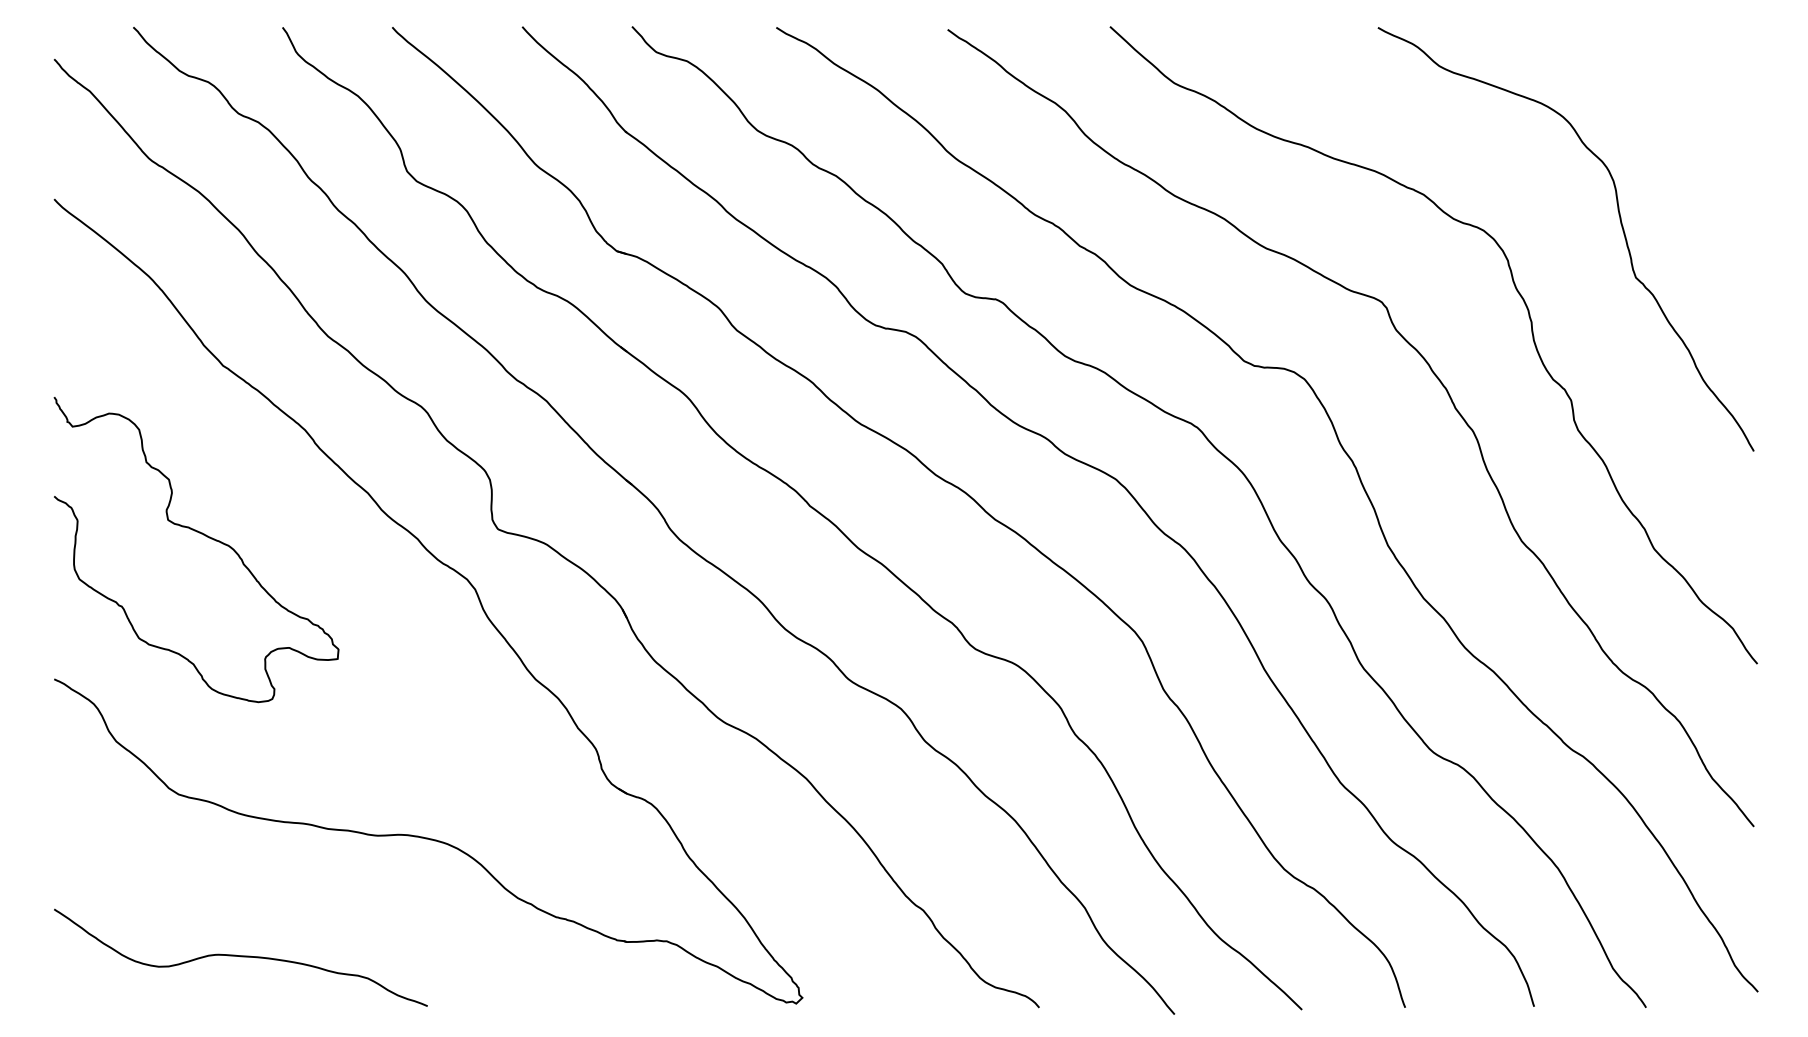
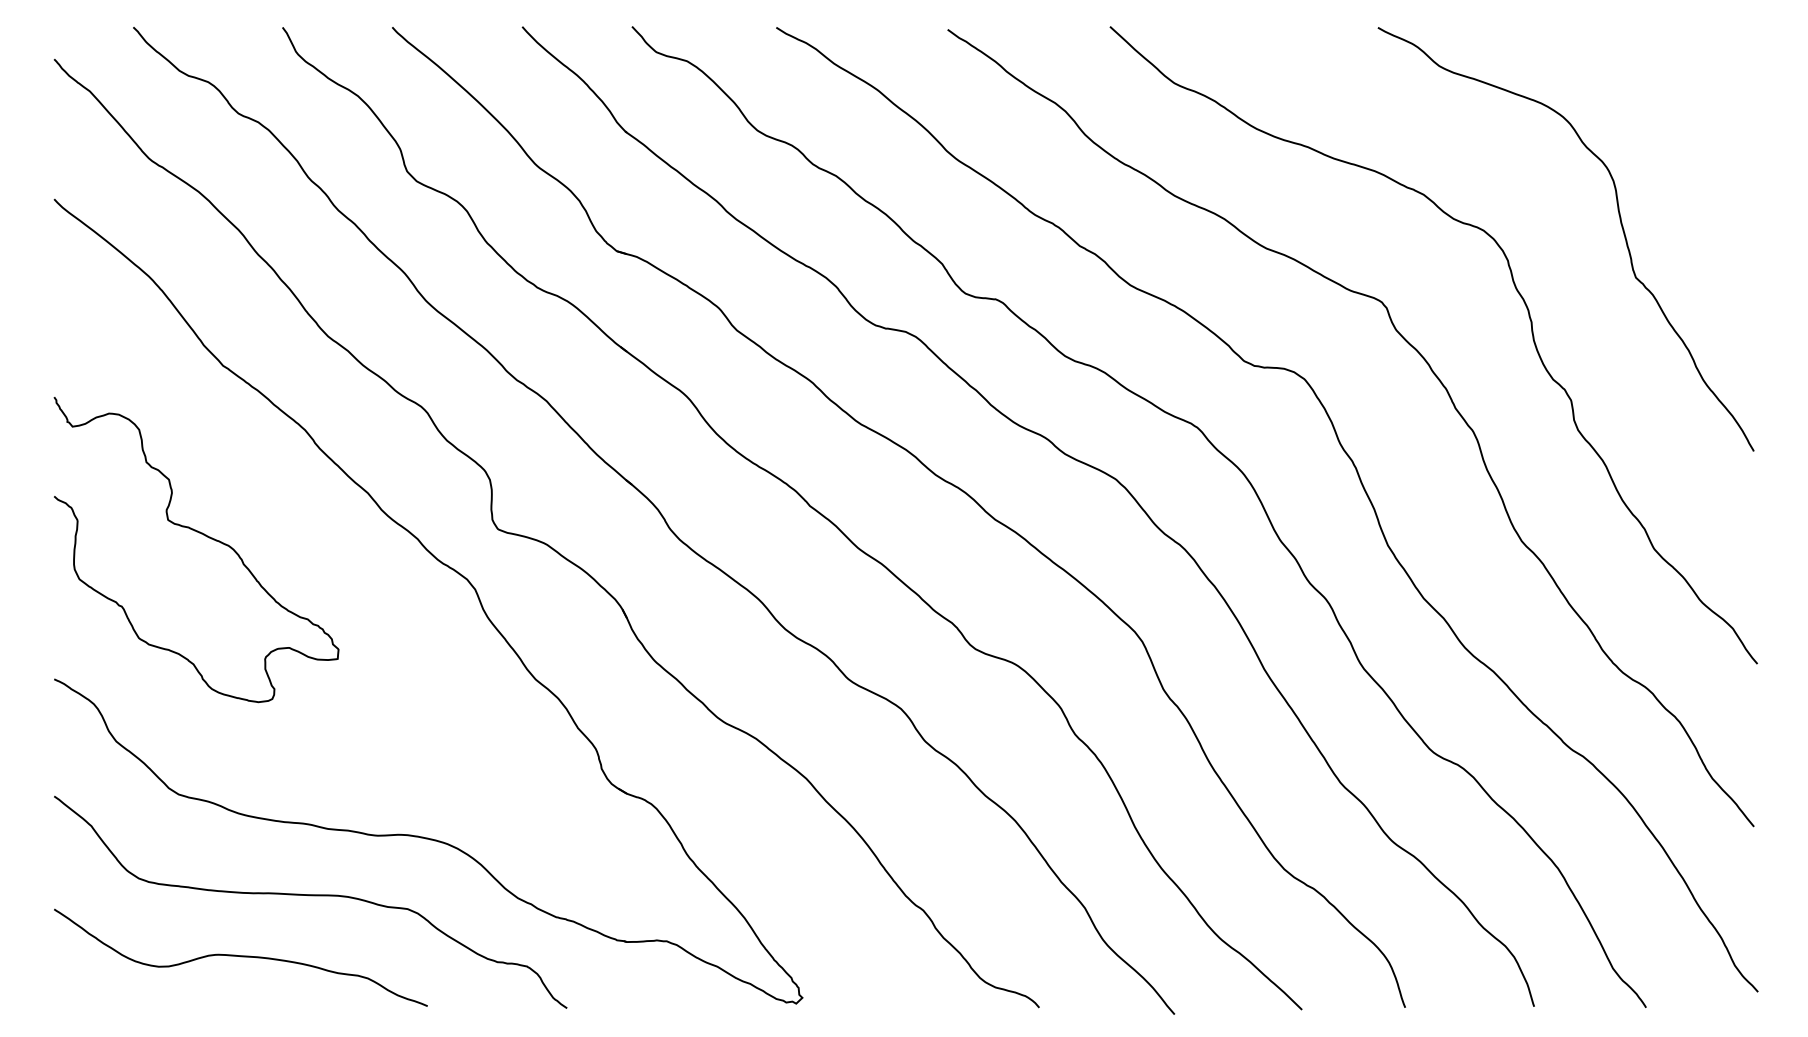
curve: none -> present (310, 896)
